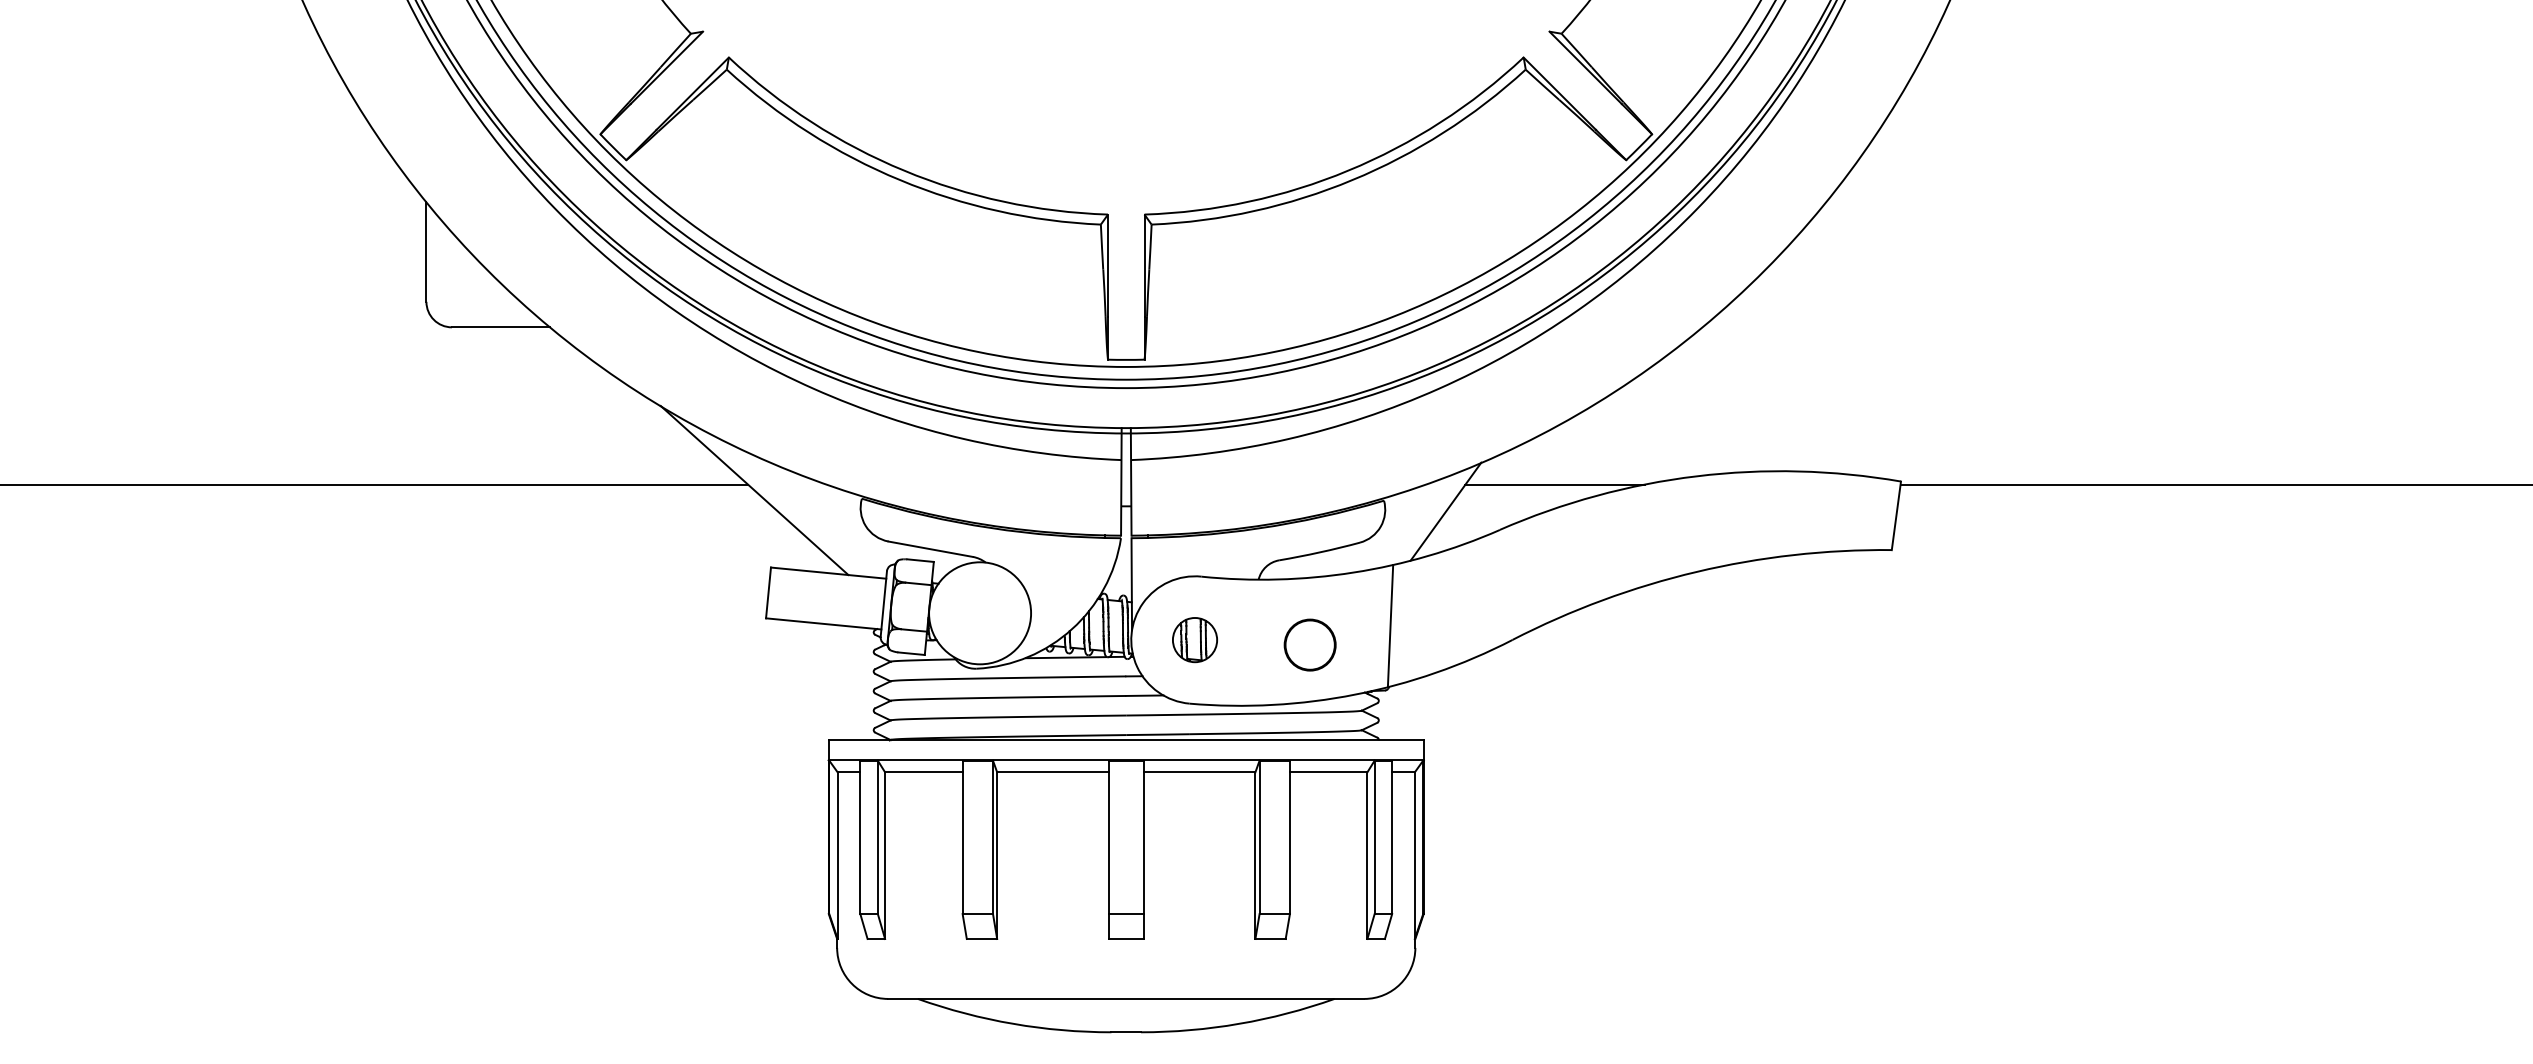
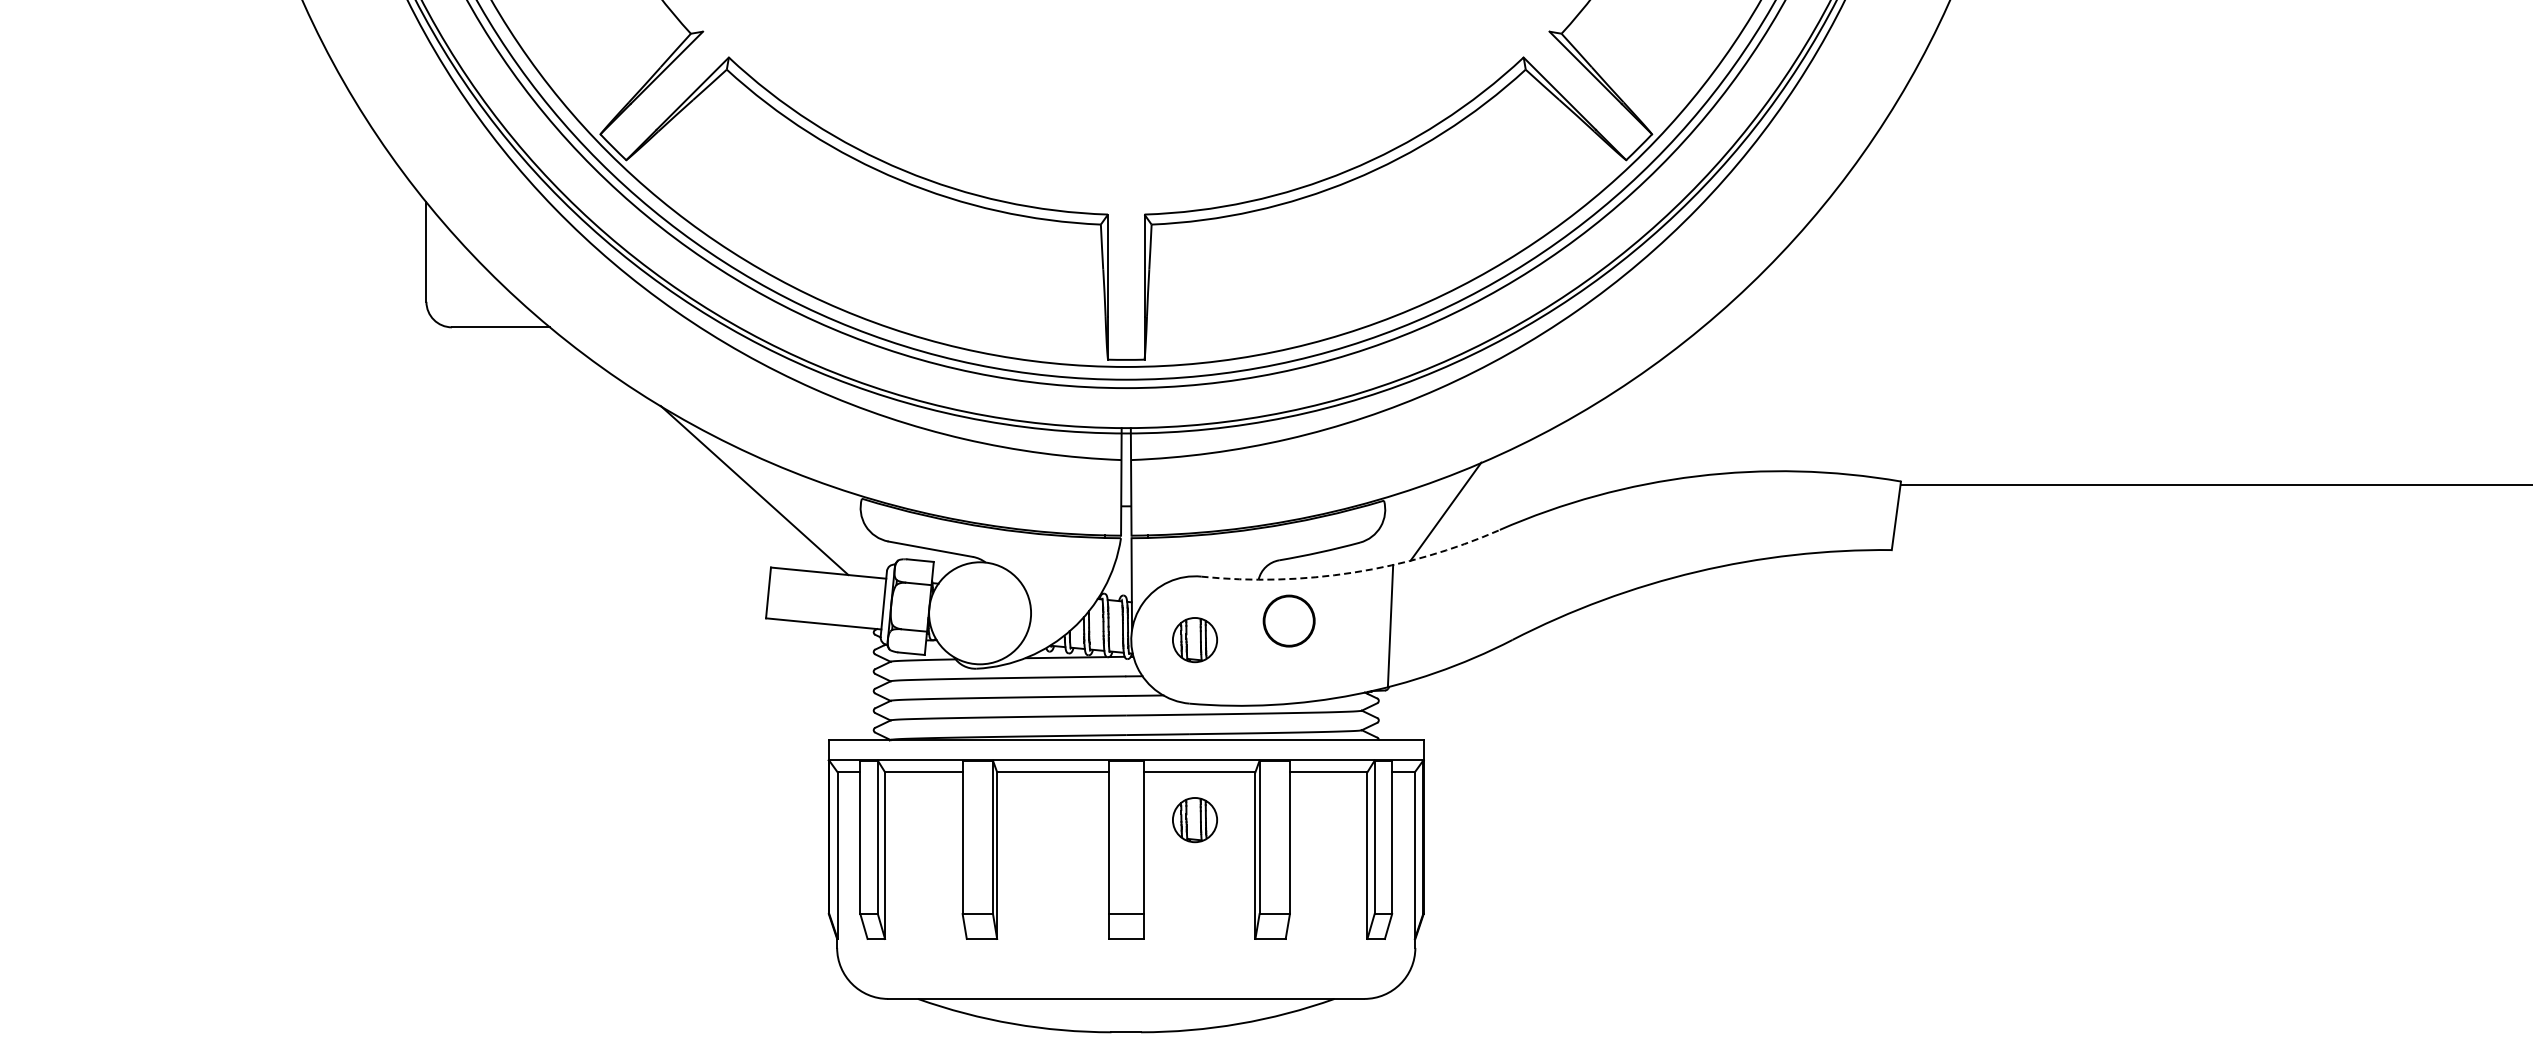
line: present -> none (375, 484)
line: present -> none (1554, 484)
arc: solid -> dashed (1353, 572)
circle position: (1309, 644) -> (1288, 620) (1288, 620)
part: none -> present (1194, 820)
